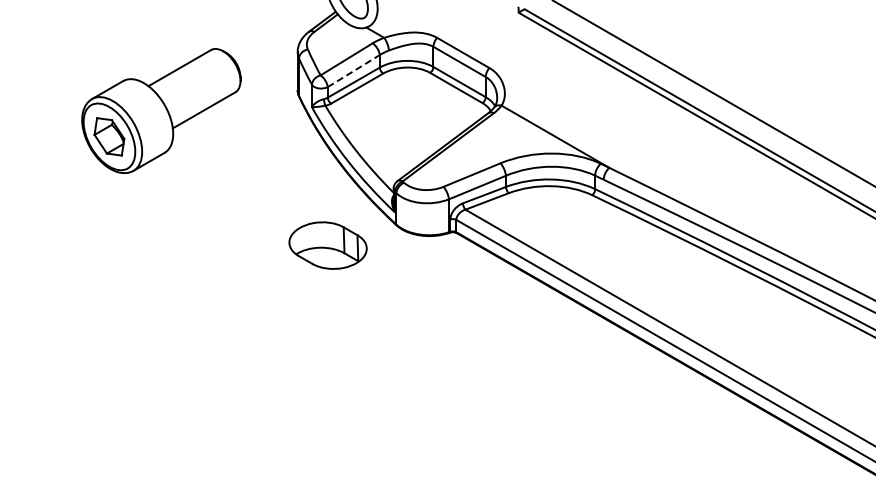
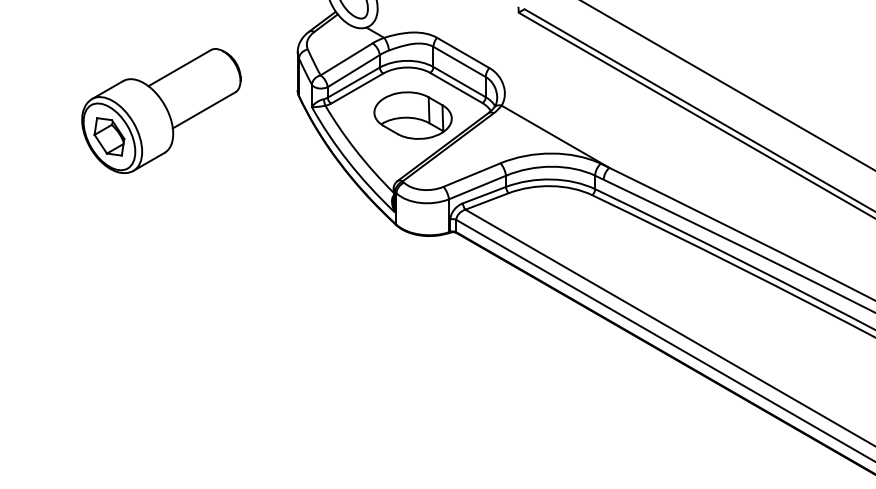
line: dashed -> solid (353, 71)
line position: (714, 93) -> (727, 85) (727, 85)
part position: (327, 245) -> (412, 115) (412, 115)
